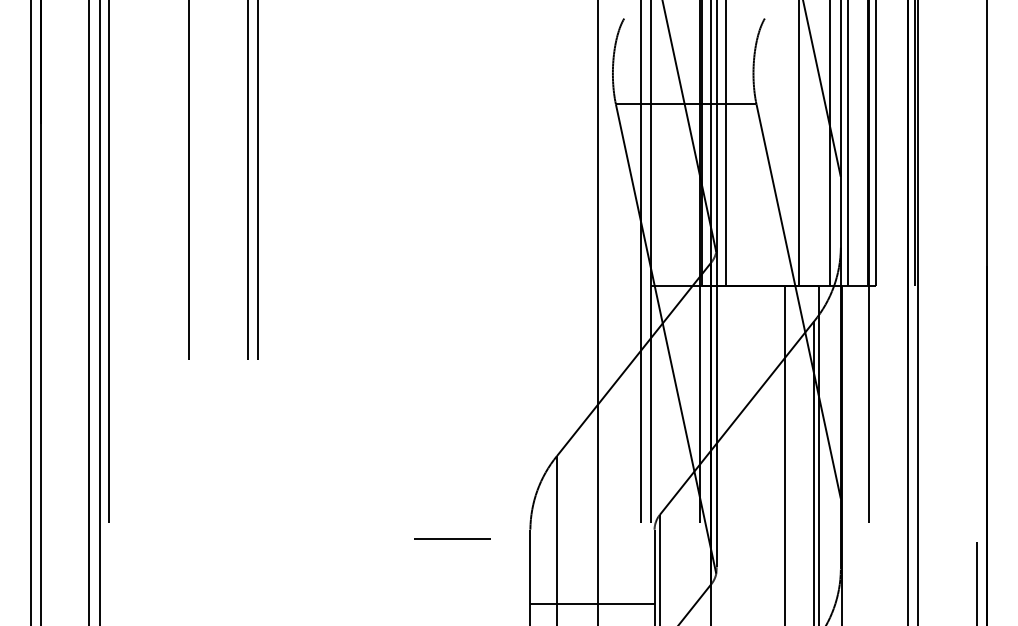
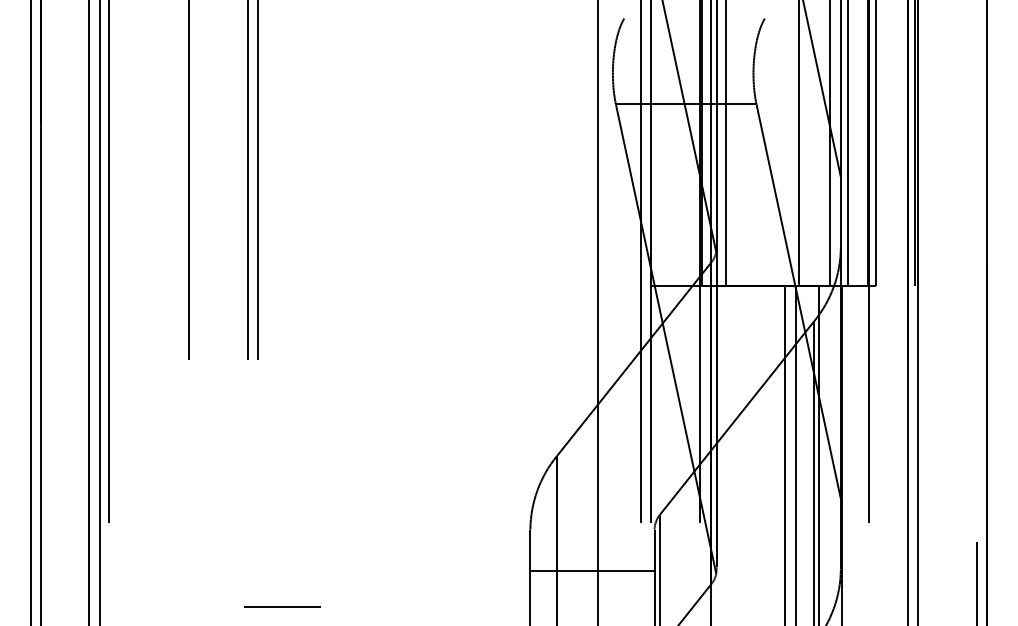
line: none -> present (795, 453)
line position: (452, 538) -> (282, 606) (282, 606)
line position: (592, 604) -> (592, 571) (592, 571)
